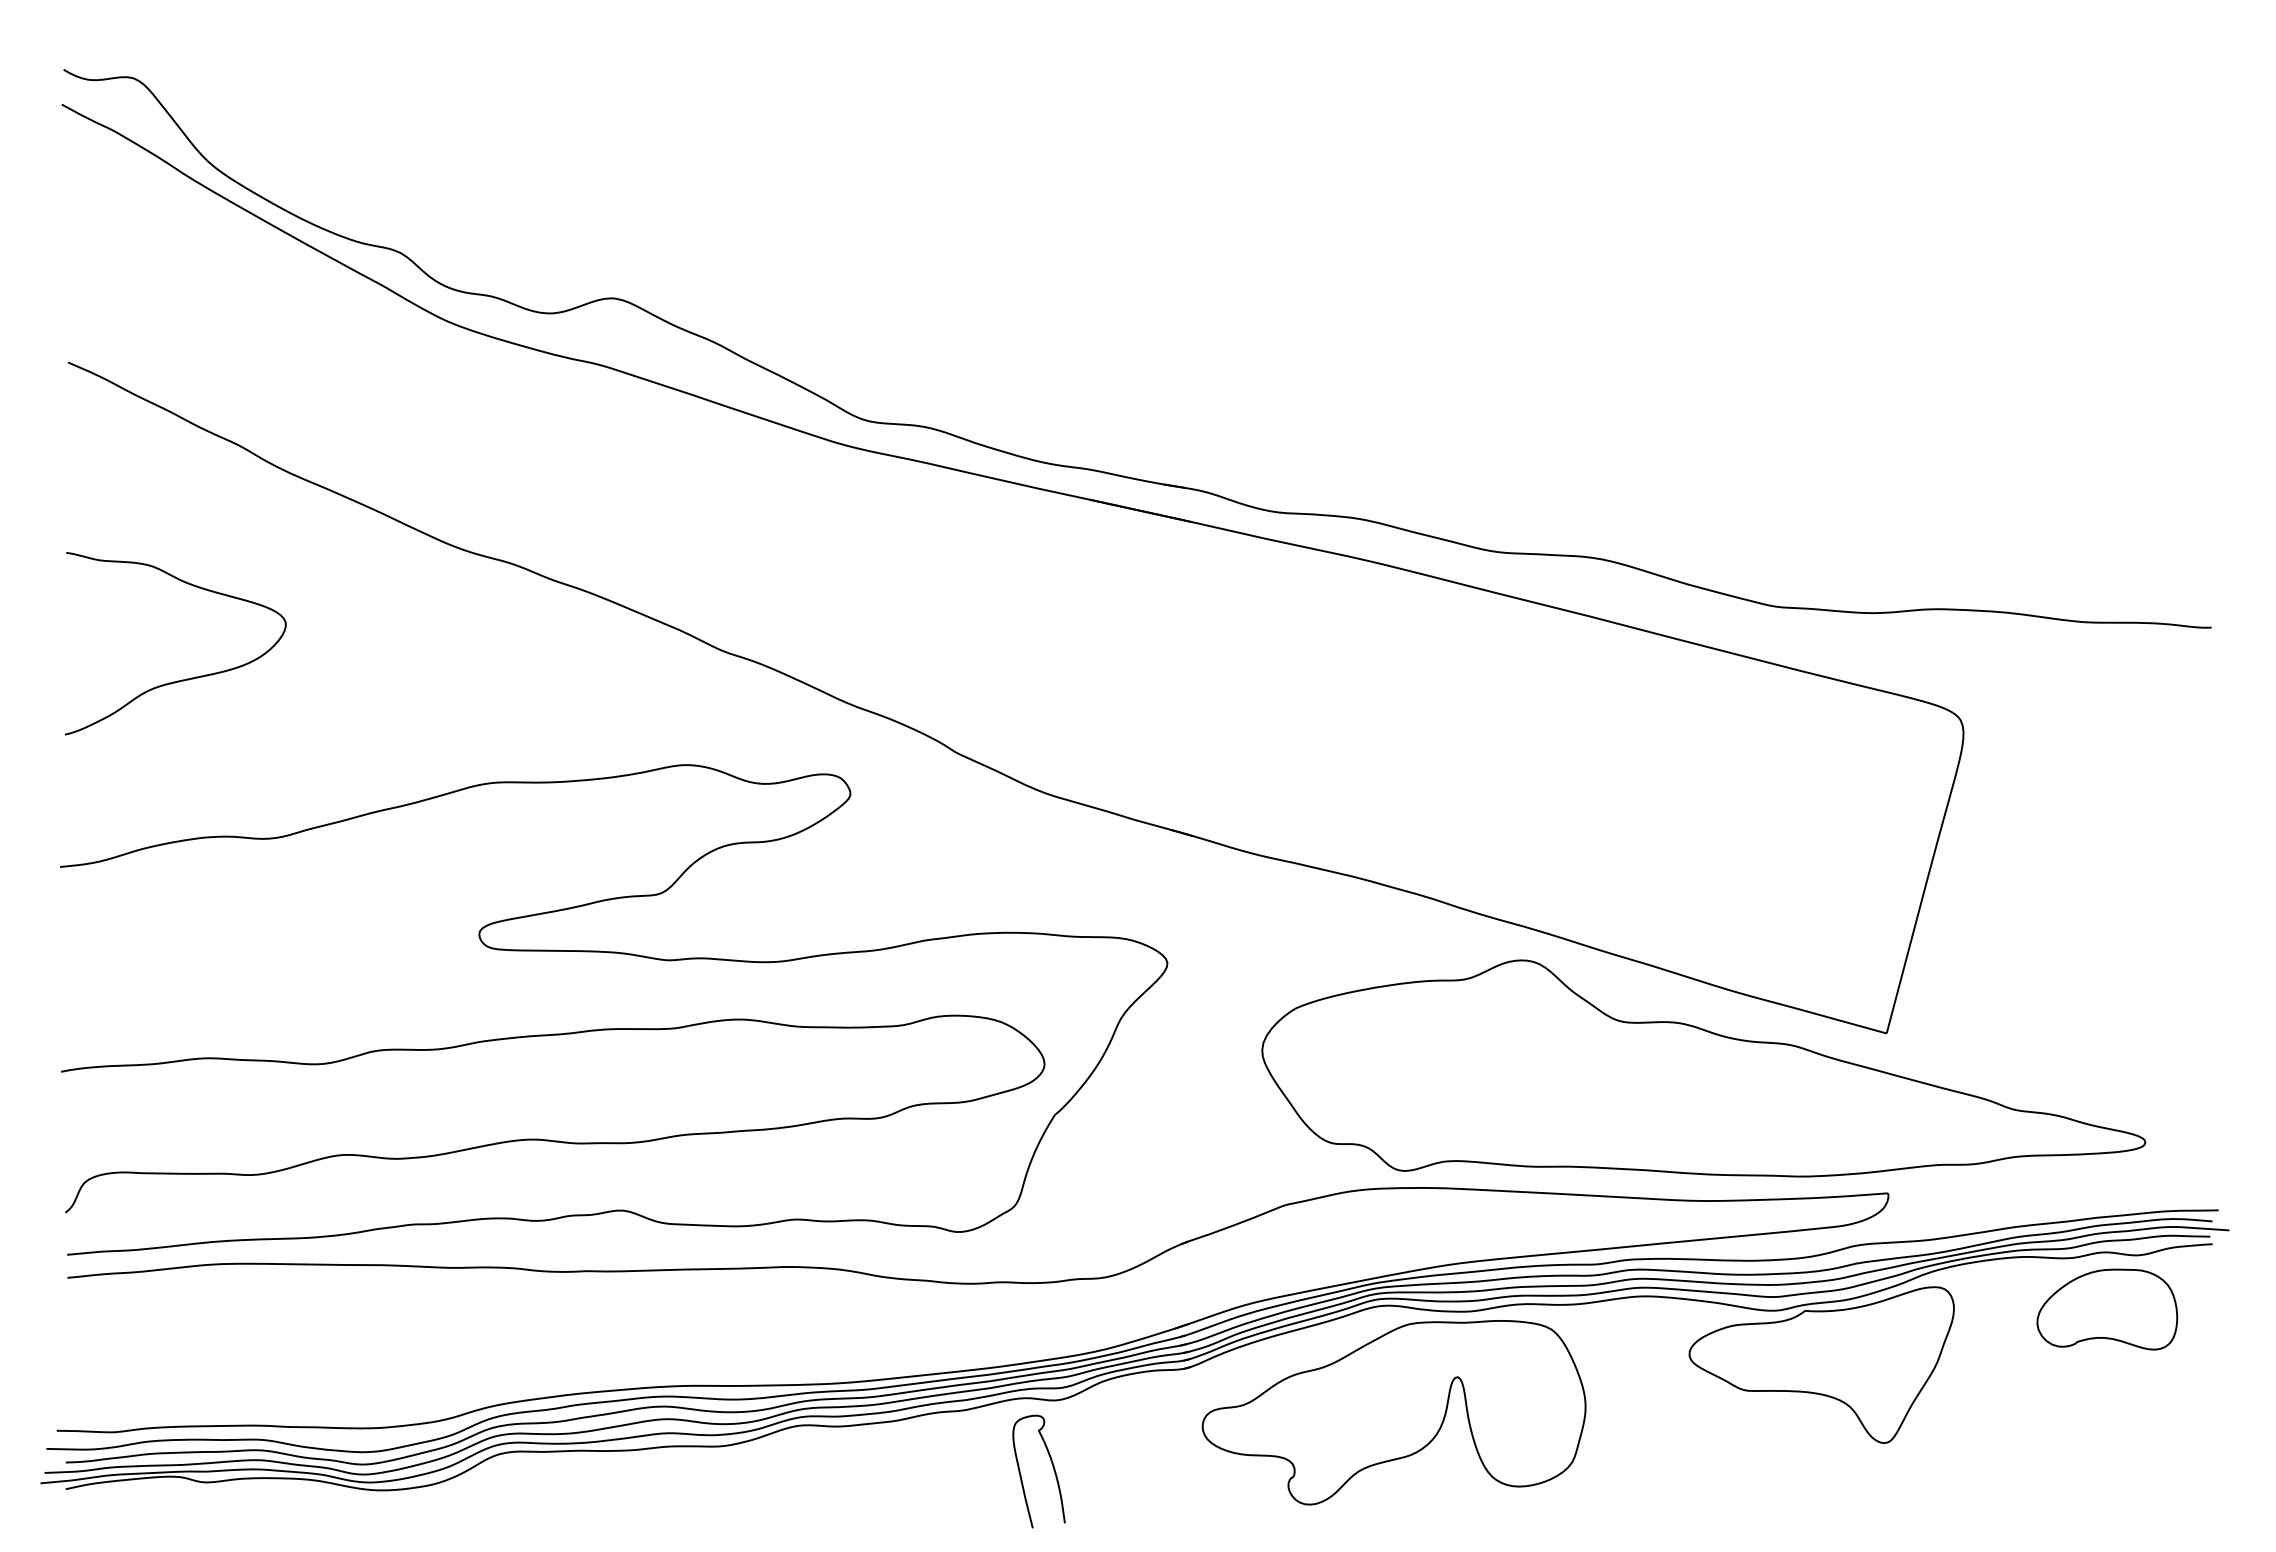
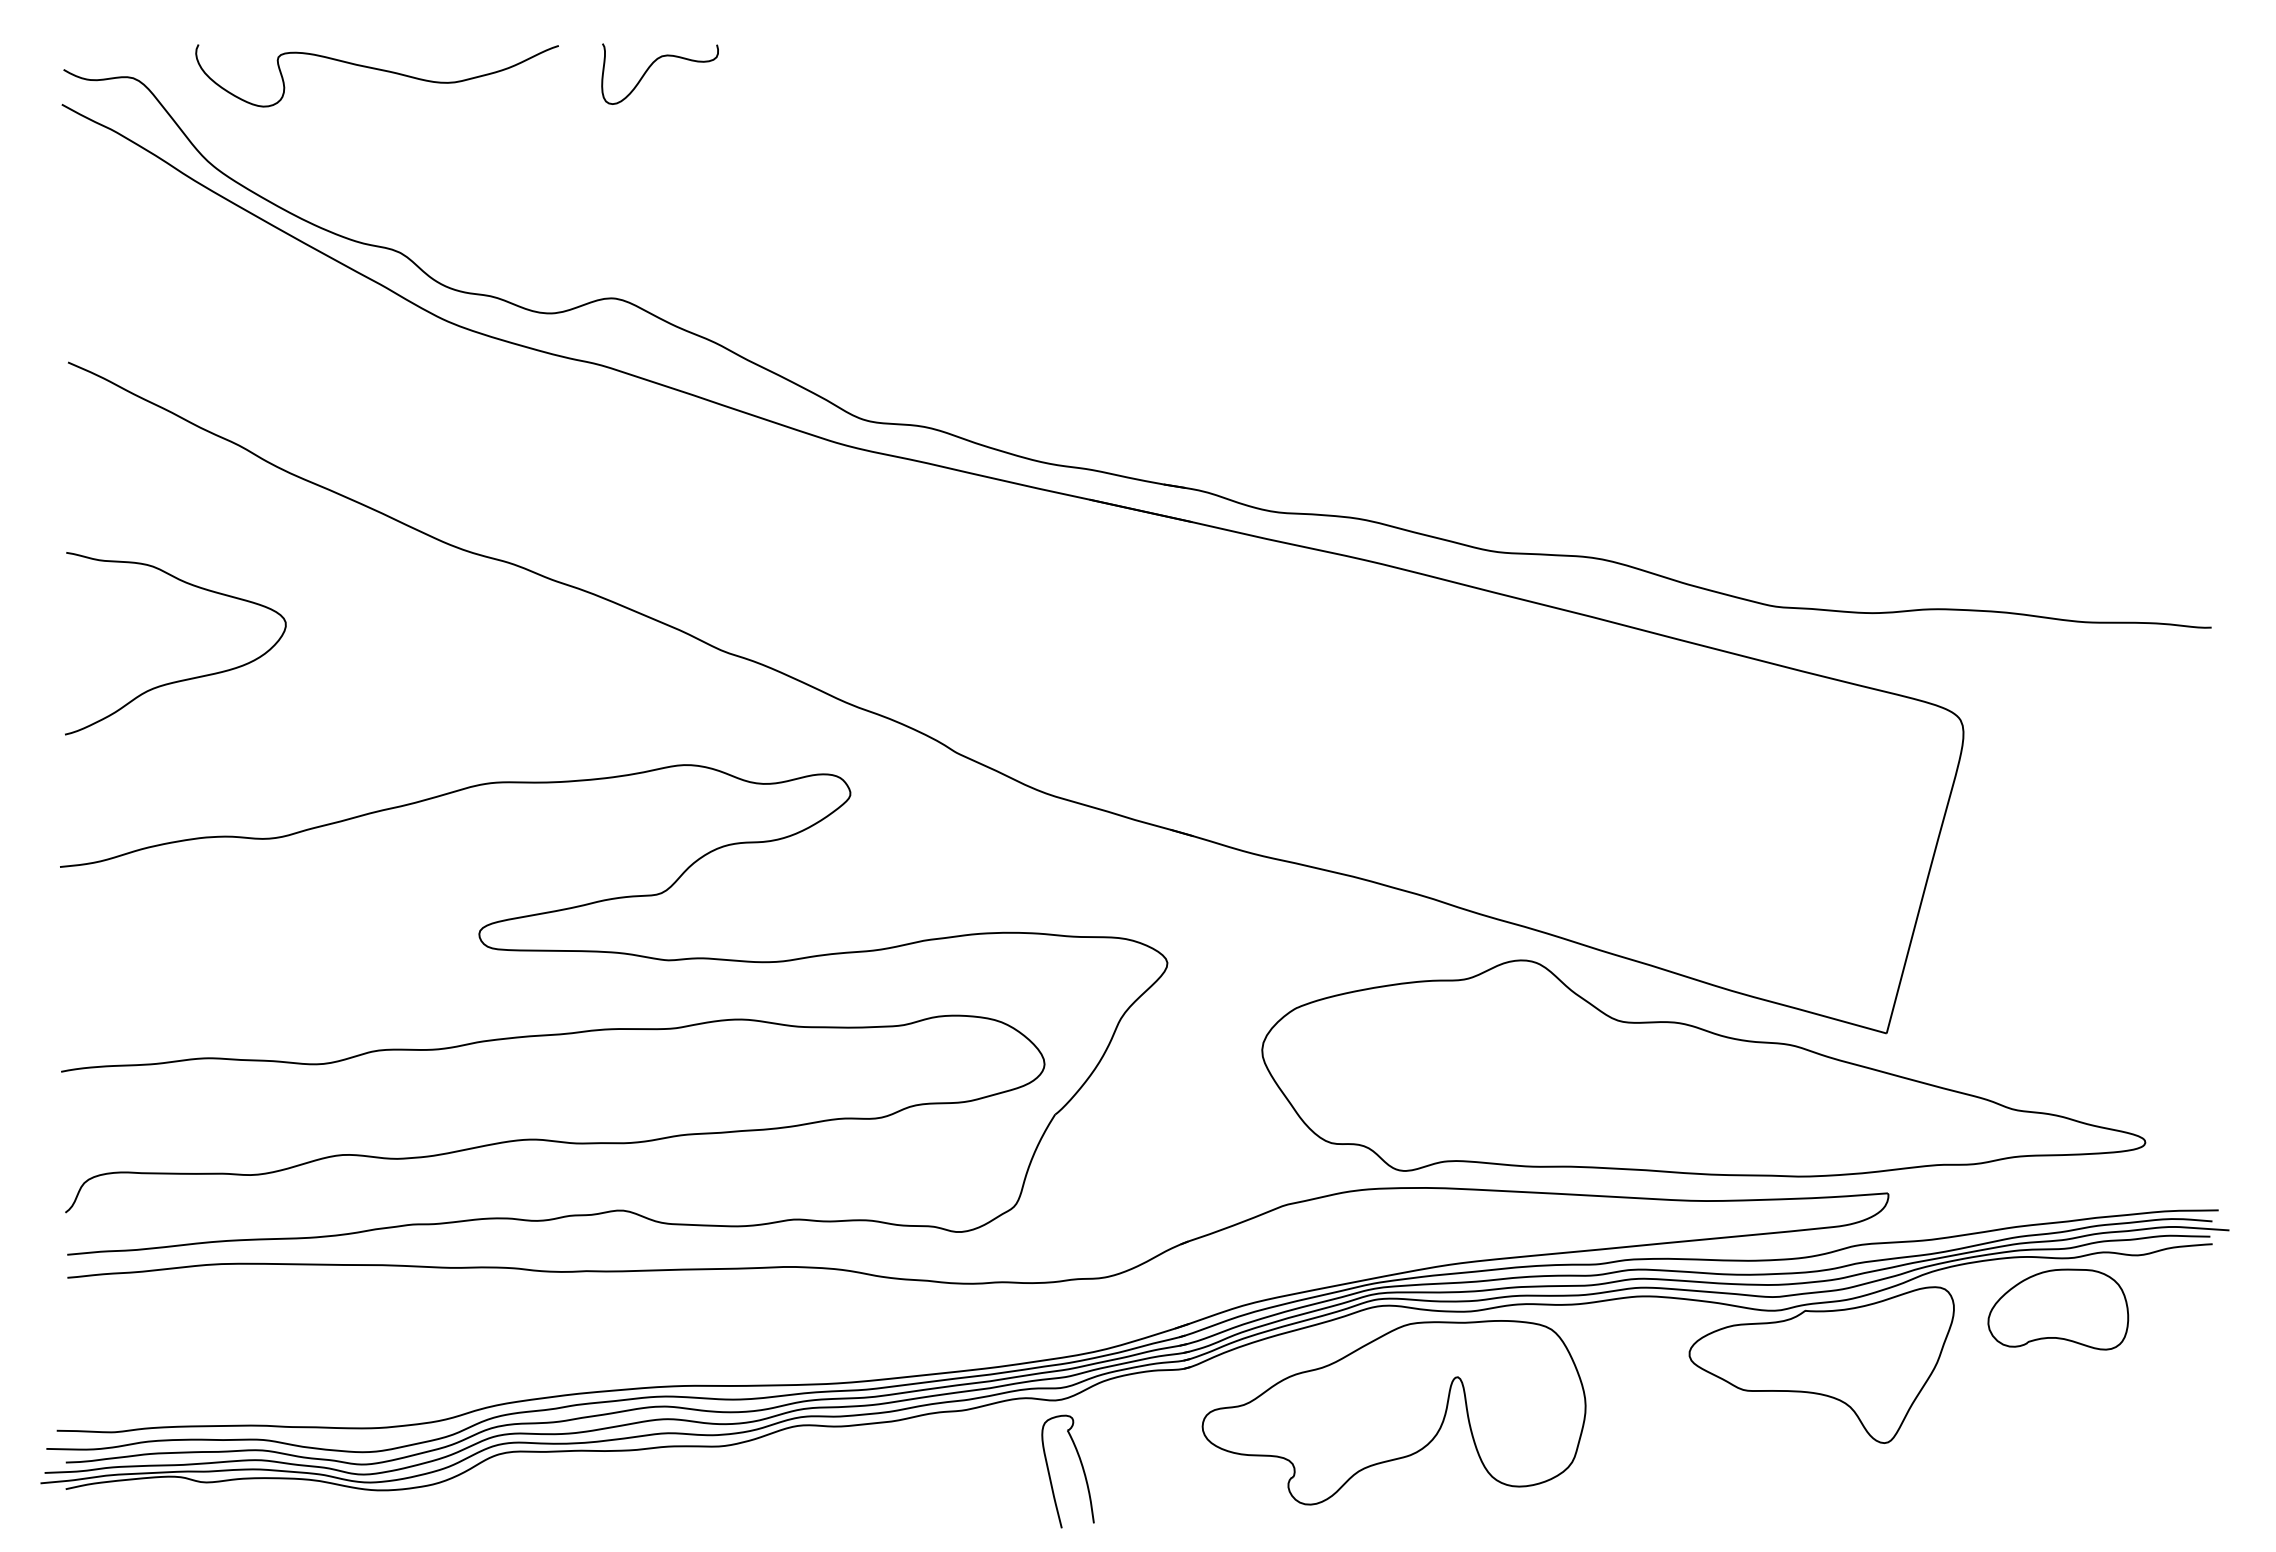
curve: none -> present (651, 66)
curve: none -> present (377, 70)
part position: (2107, 1309) -> (2058, 1309) (2058, 1309)
part position: (1052, 1466) -> (1081, 1466) (1081, 1466)
